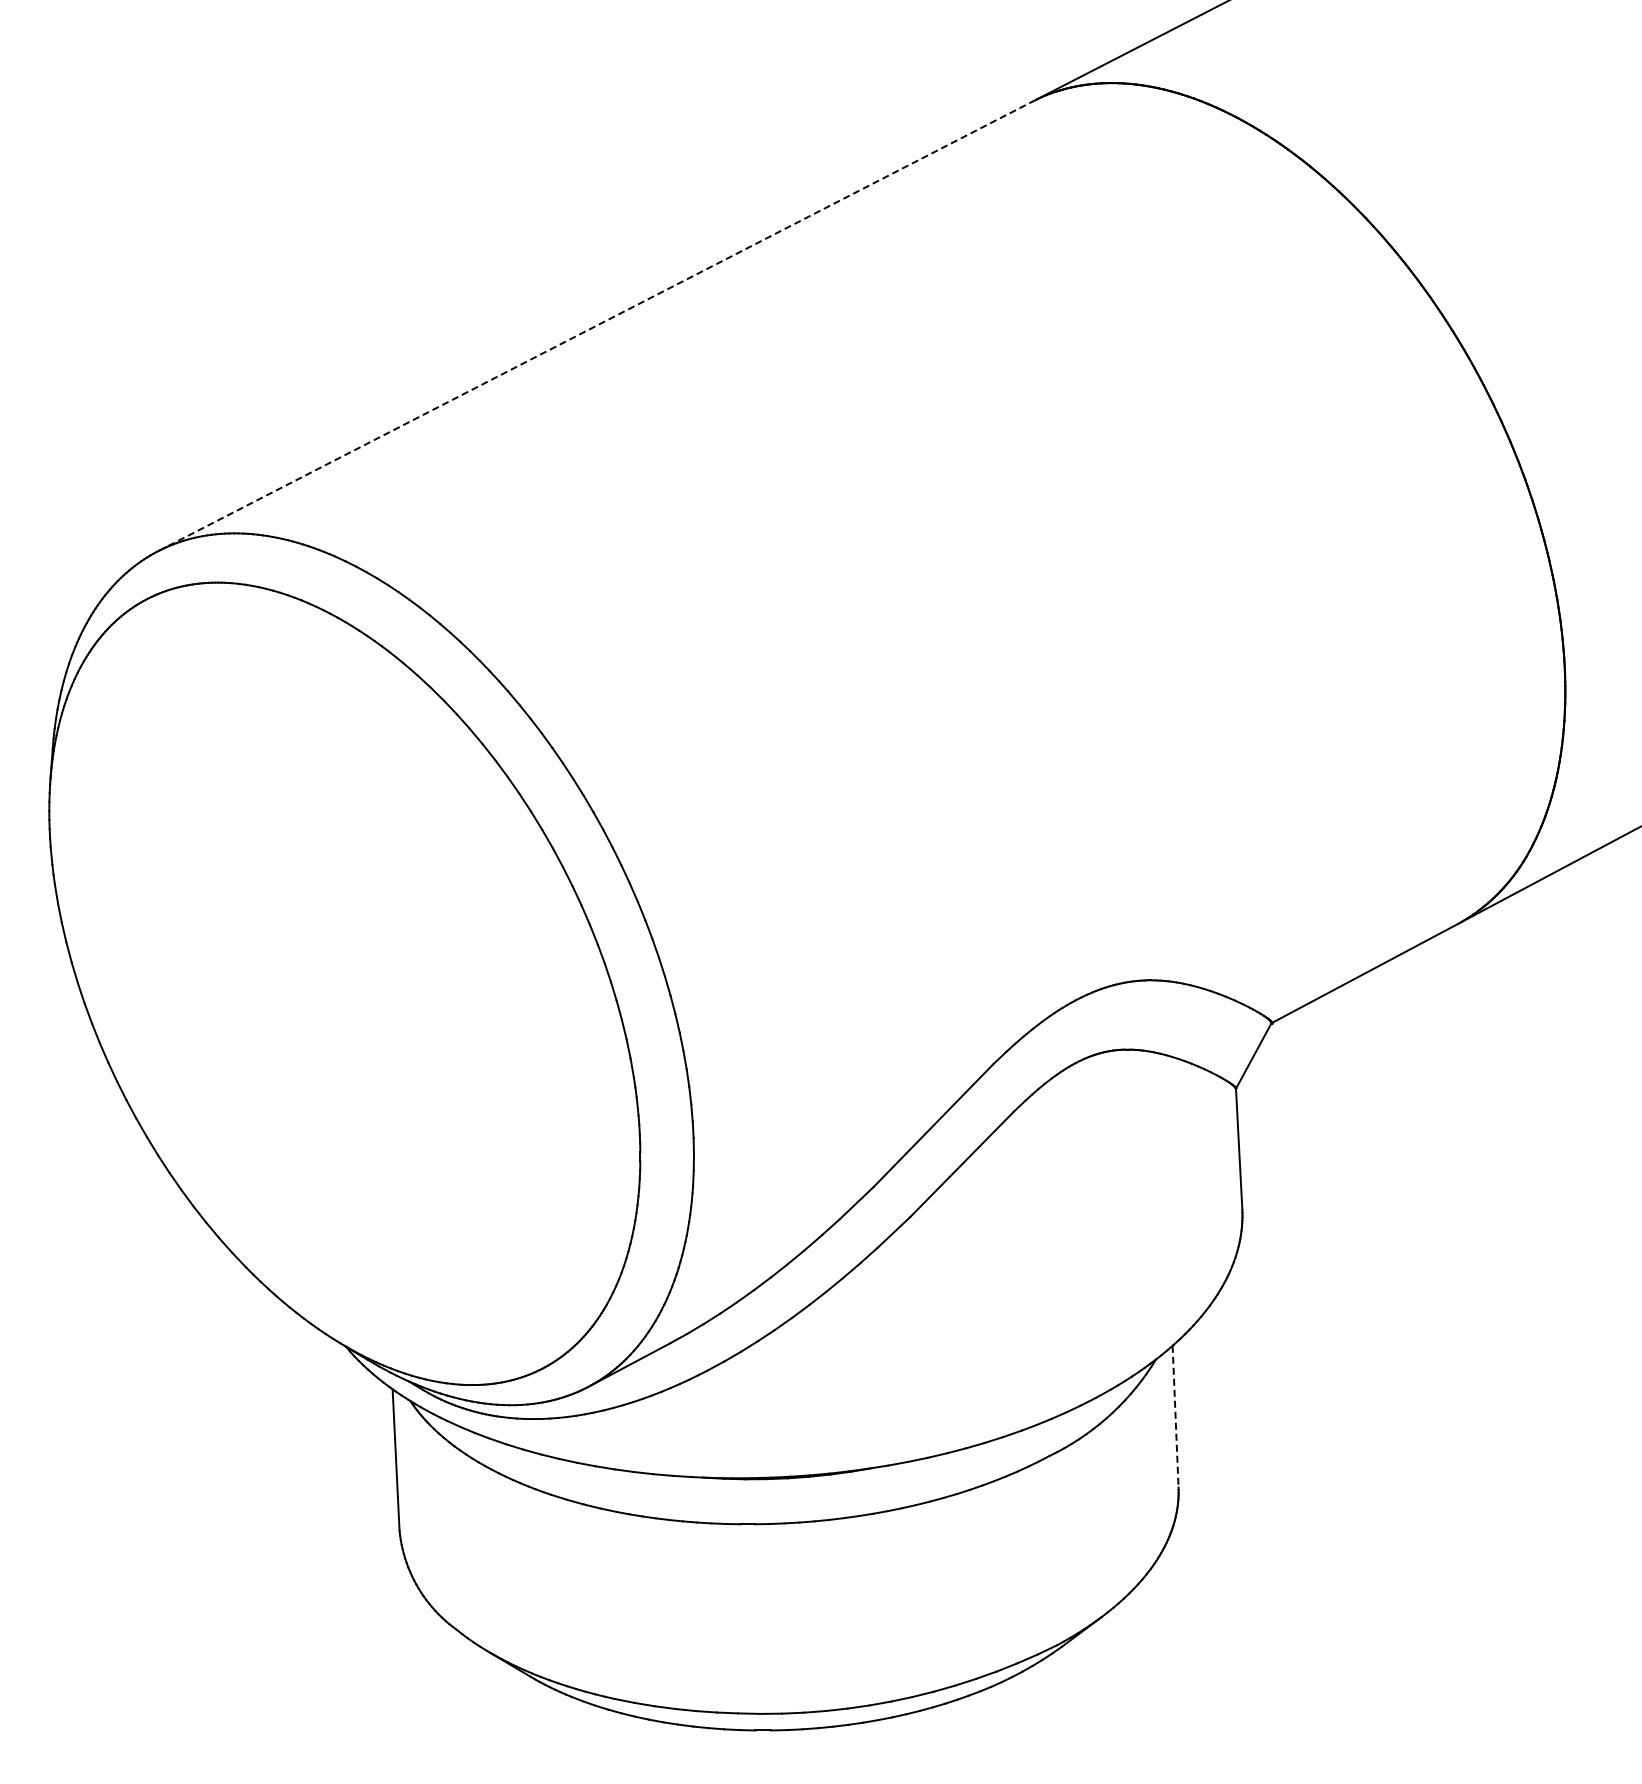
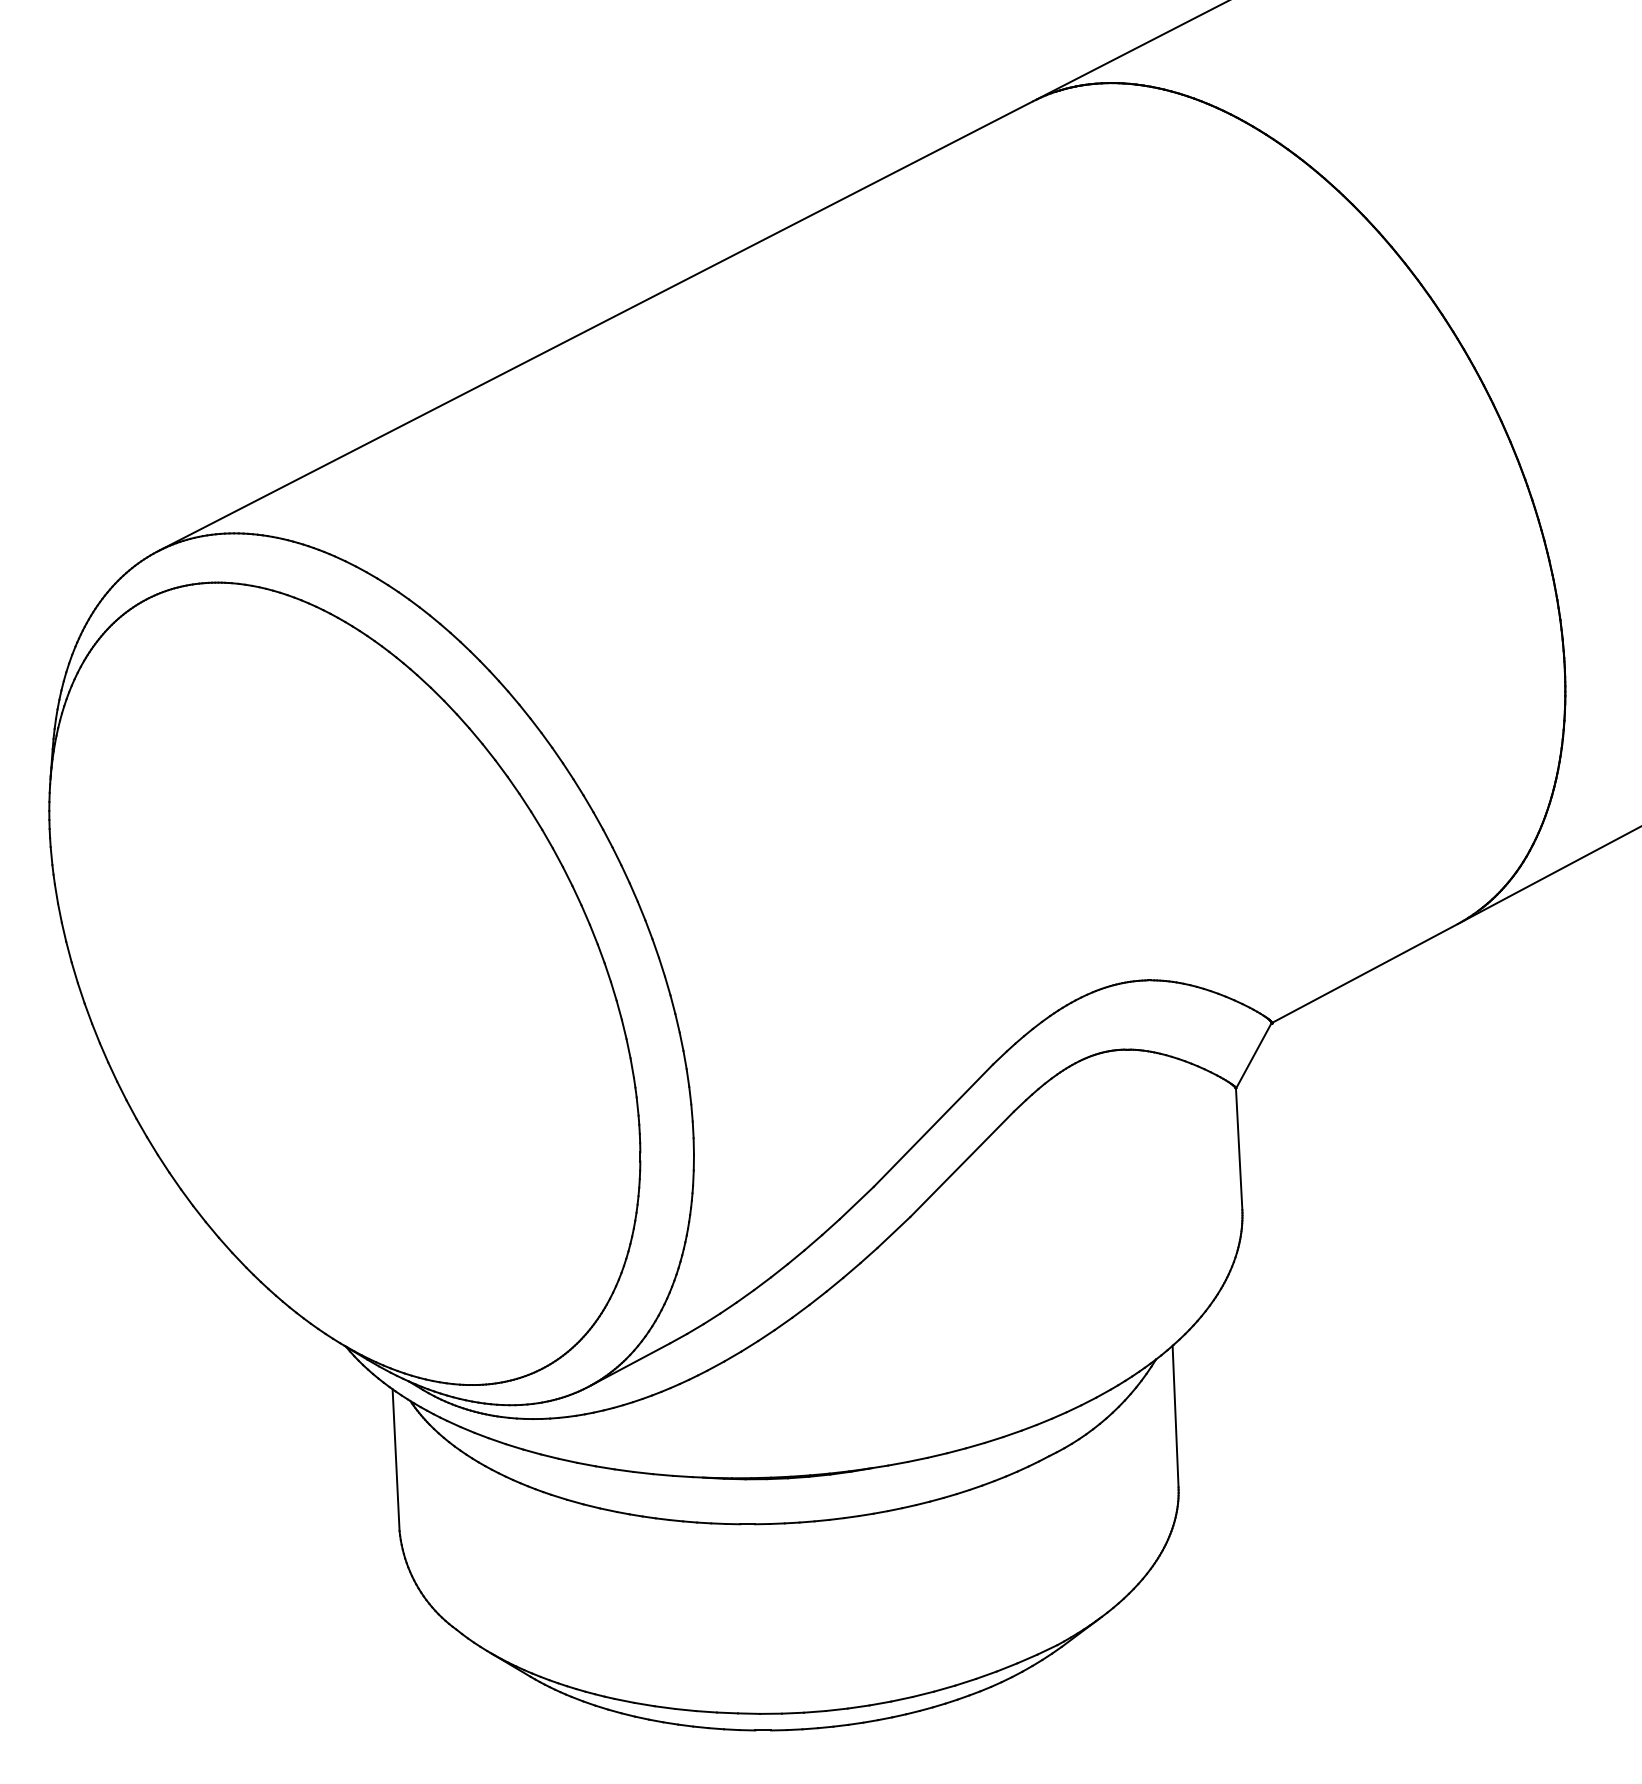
line: dashed -> solid (595, 326)
line: dashed -> solid (1175, 1416)
